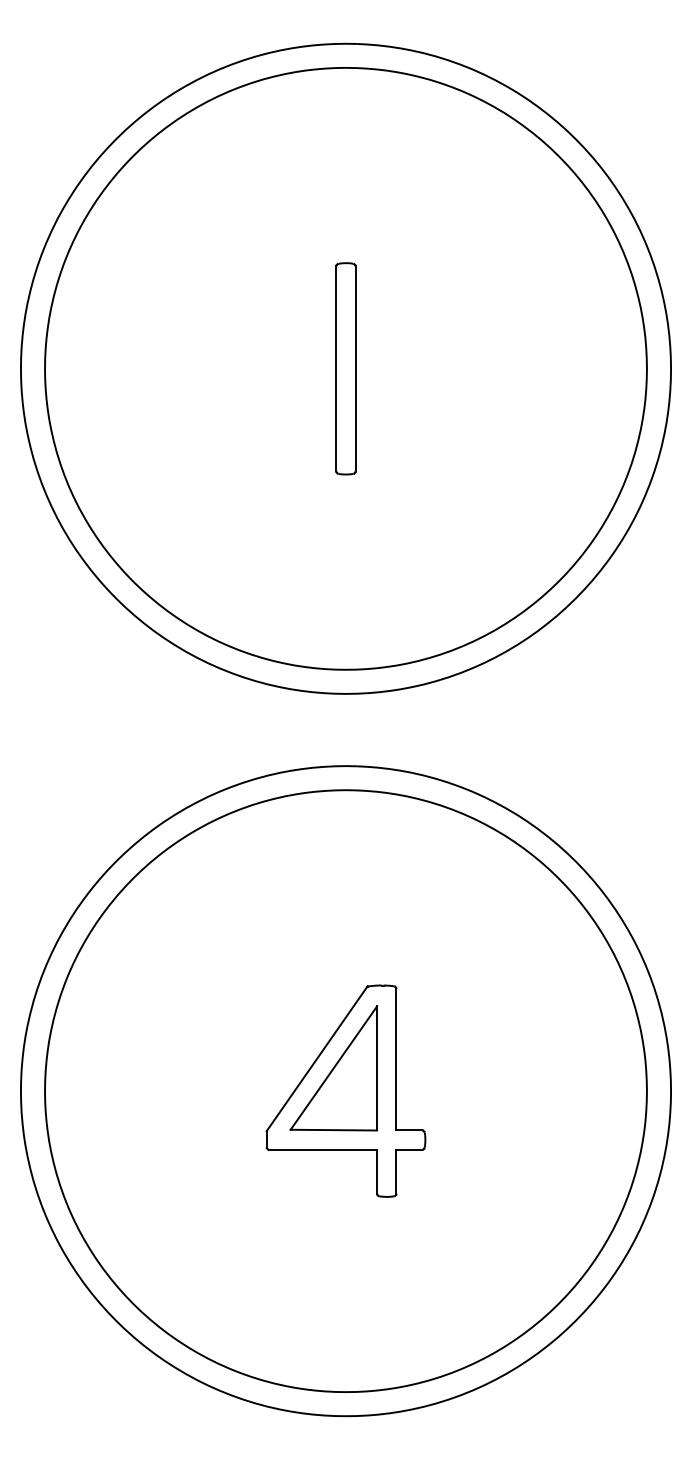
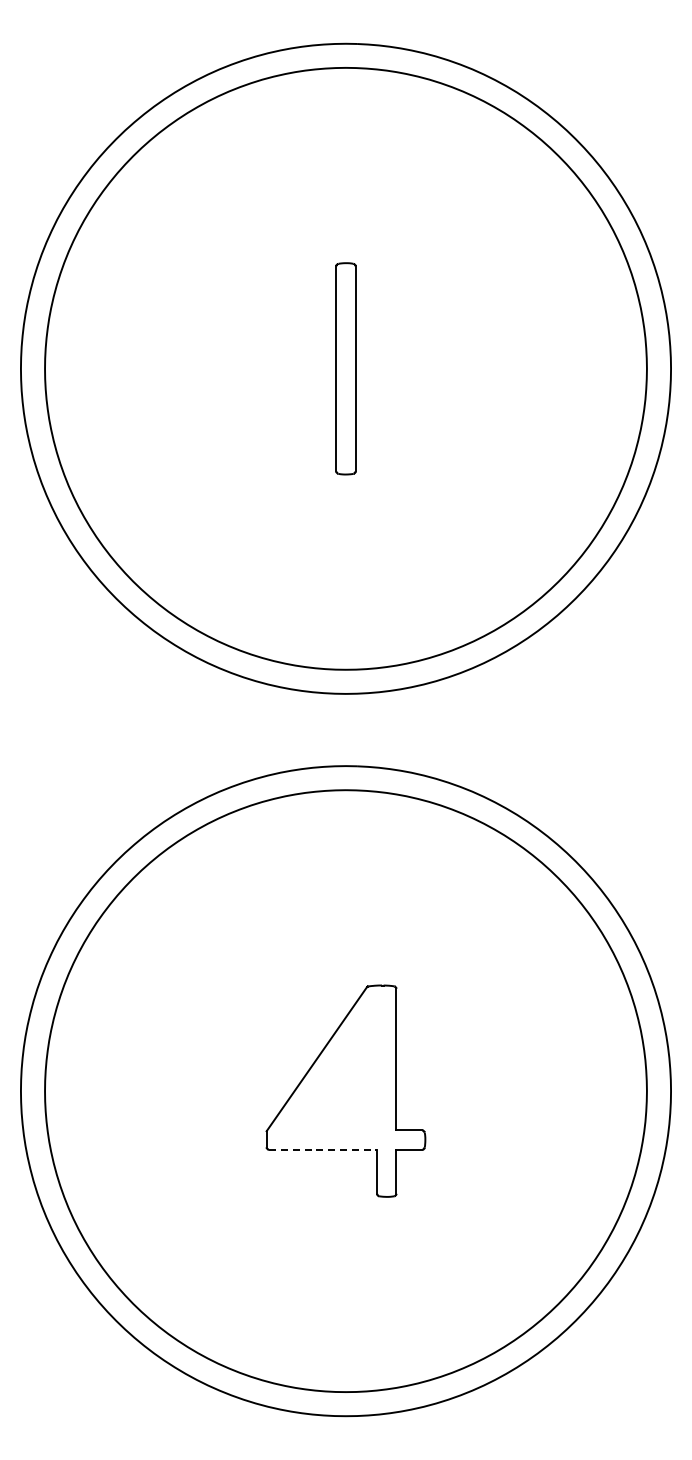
part: present -> none (333, 1068)
line: solid -> dashed (323, 1149)
